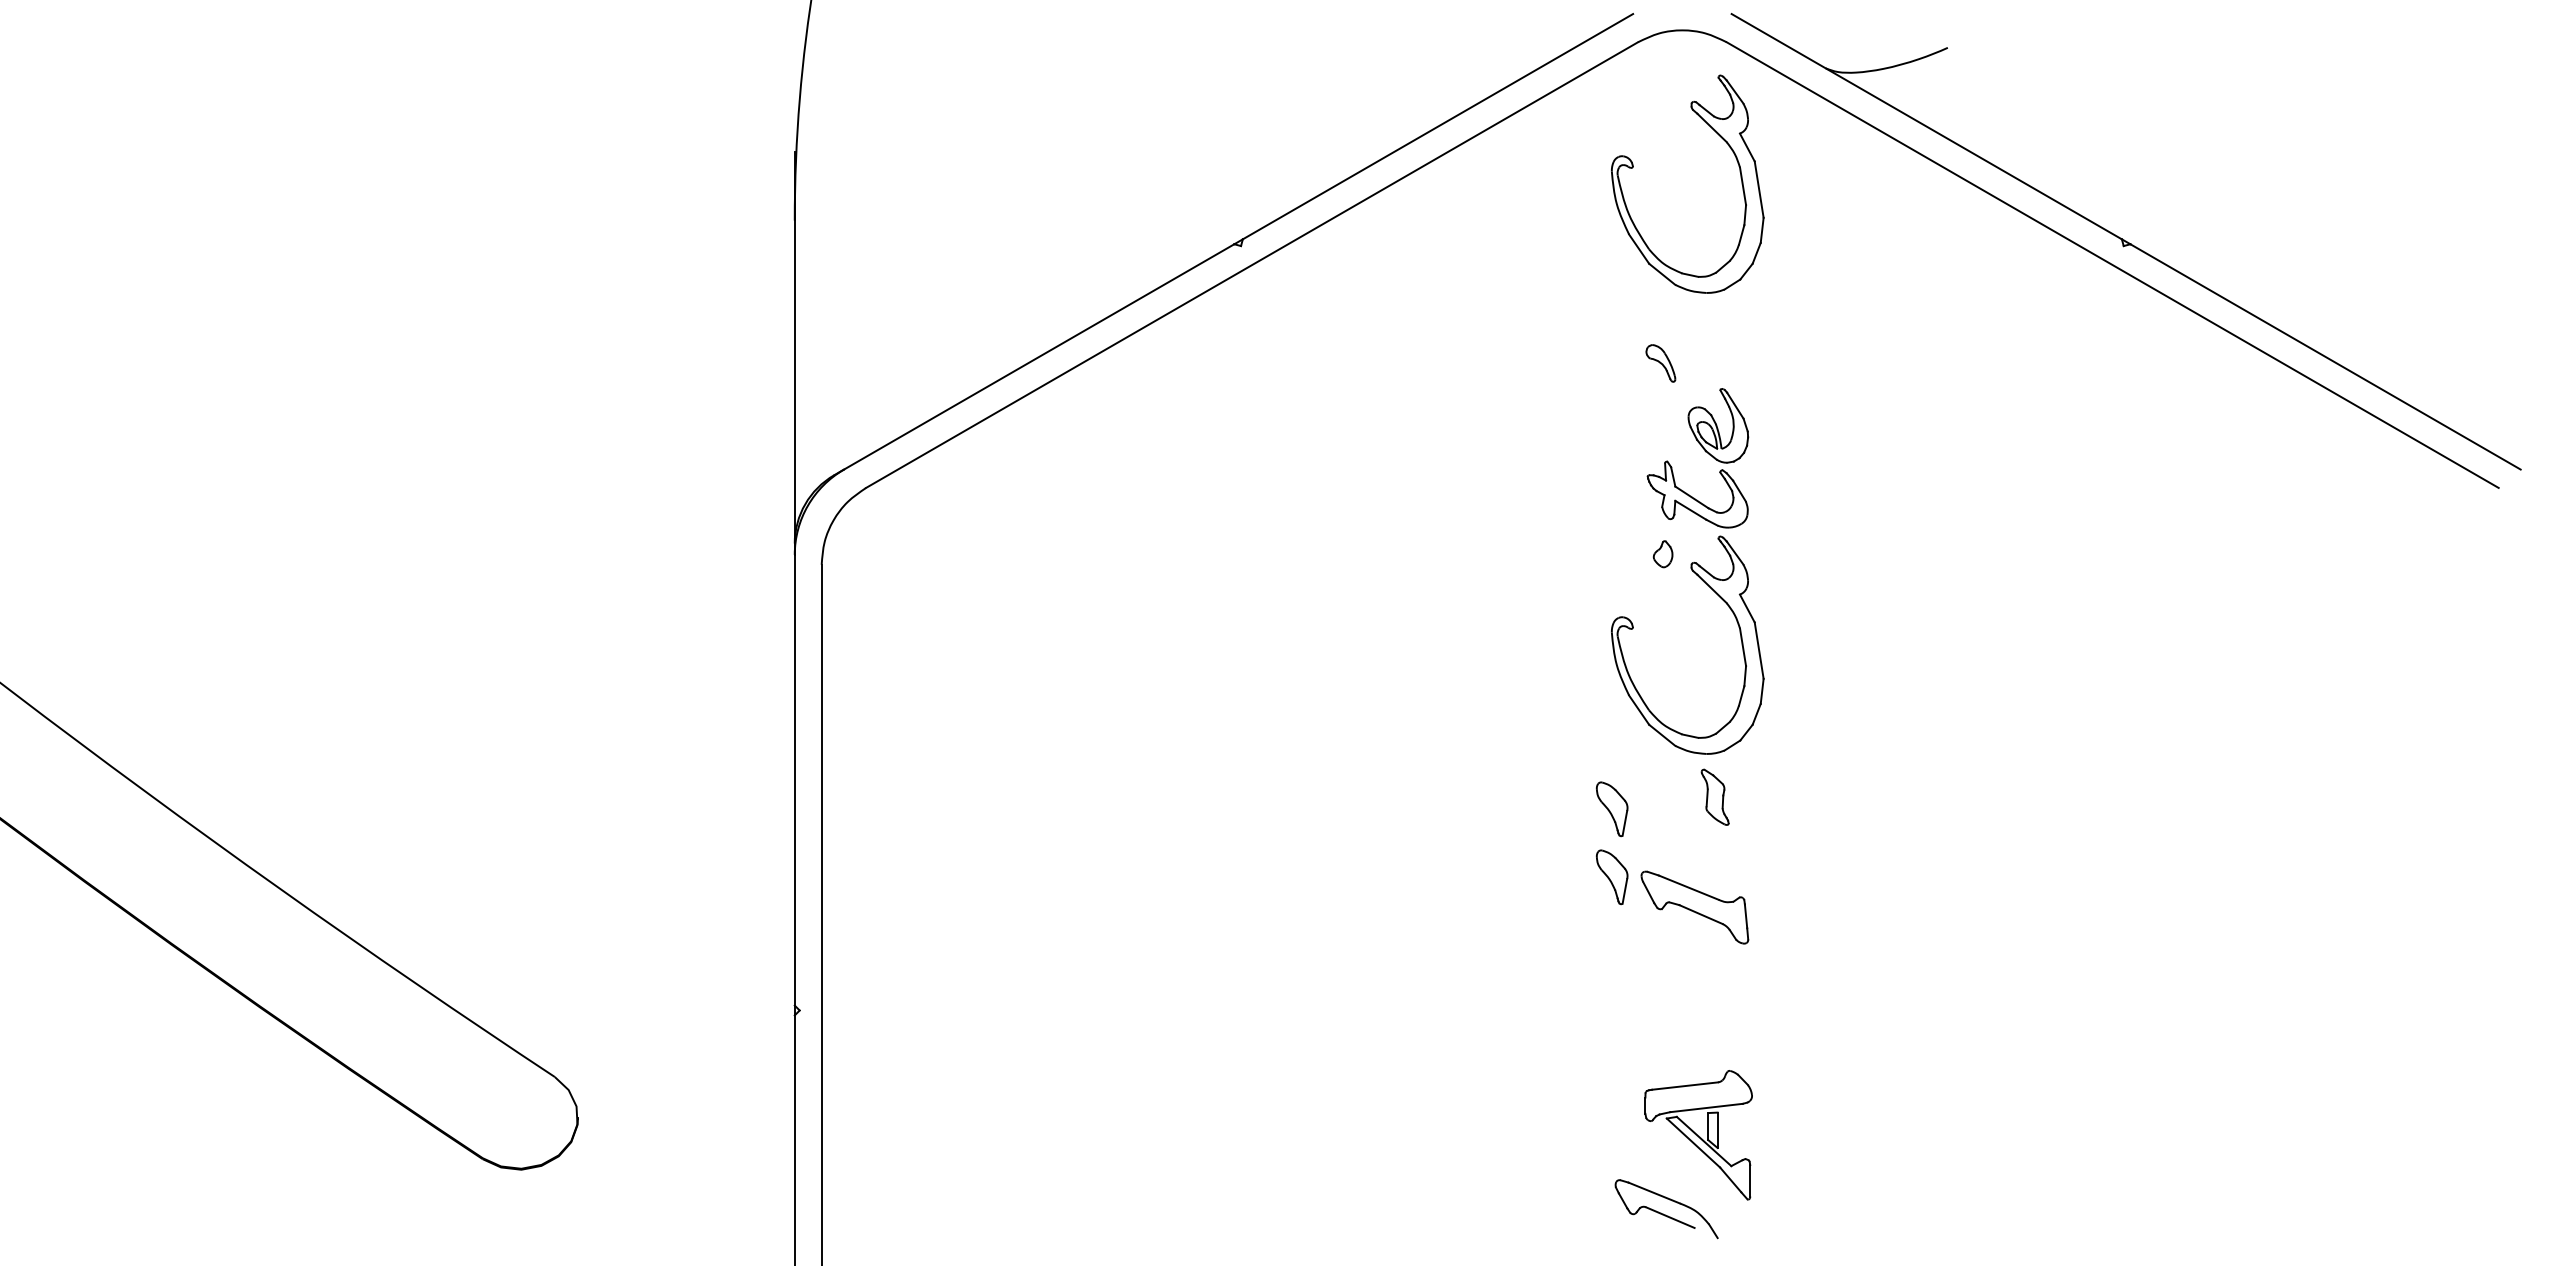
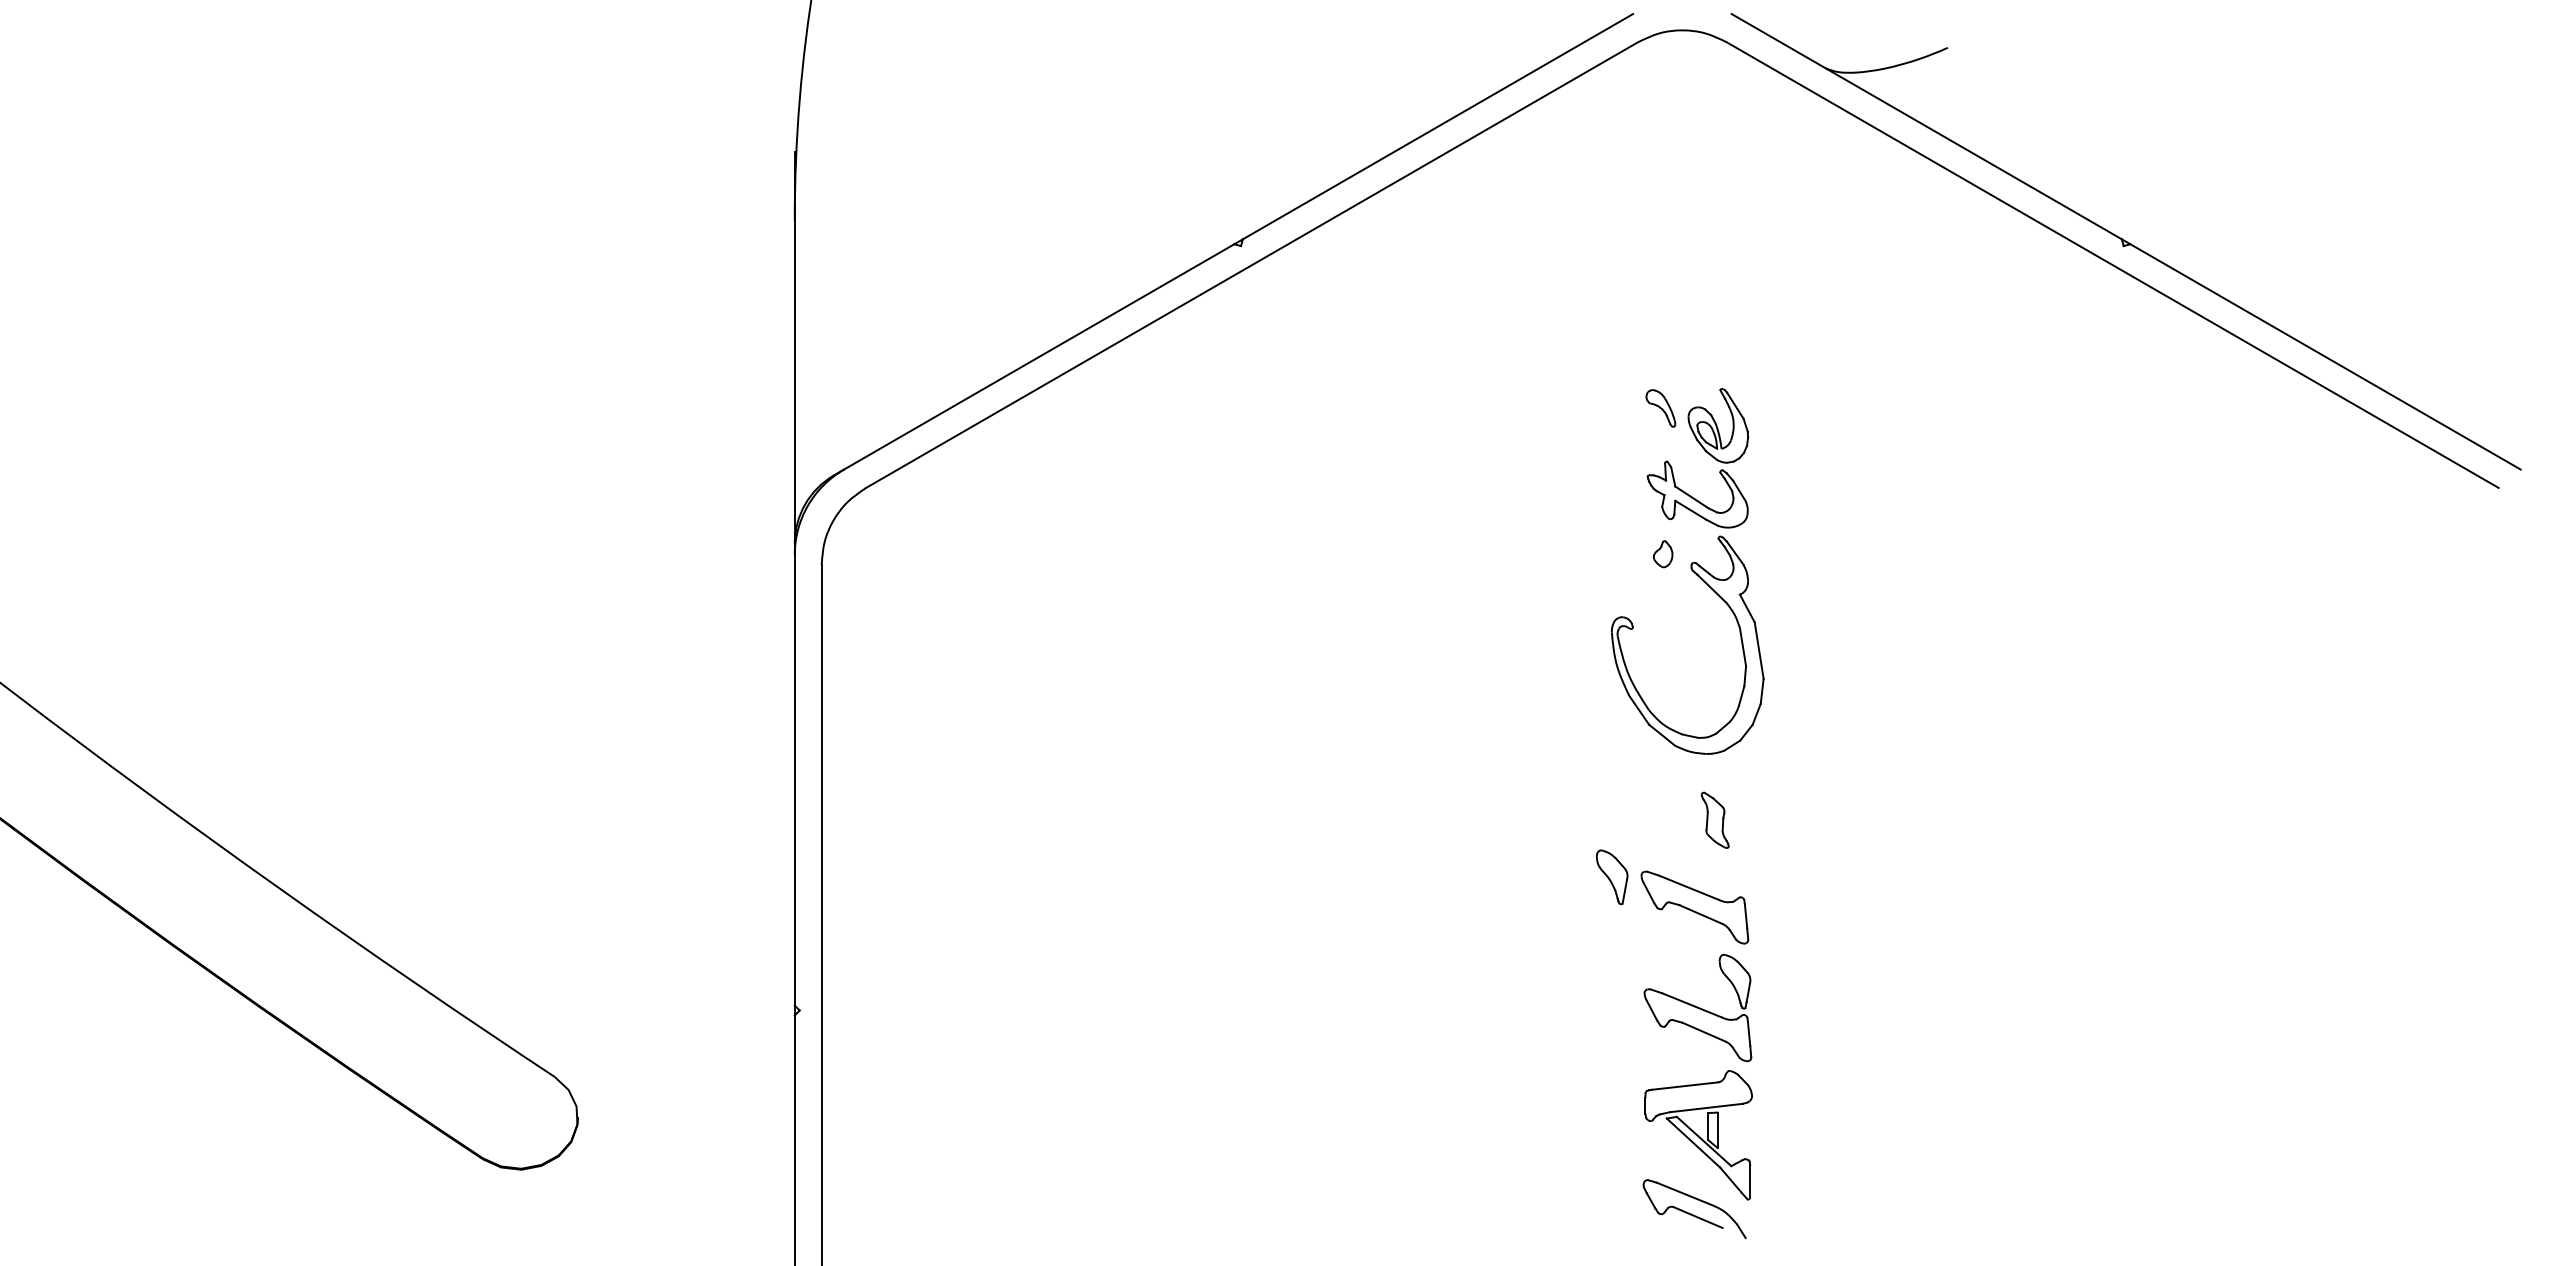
part: present -> none (1739, 172)
part position: (1660, 363) -> (1660, 408) (1660, 408)
part position: (1714, 796) -> (1714, 819) (1714, 819)
part: present -> none (1611, 809)
part: none -> present (1697, 1007)
part position: (1666, 1209) -> (1694, 1209) (1694, 1209)
